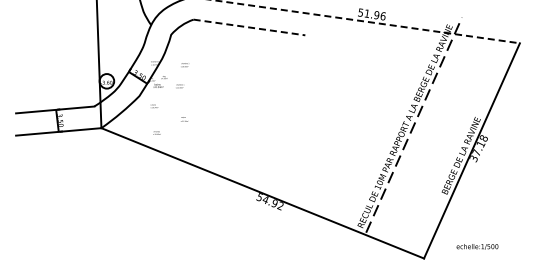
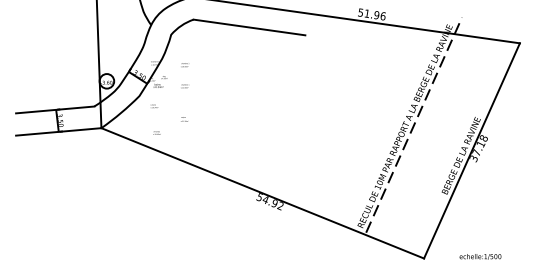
line: dashed -> solid (366, 21)
line: dashed -> solid (250, 27)
text position: (179, 86) -> (184, 86) (184, 86)
text position: (477, 246) -> (480, 256) (480, 256)
